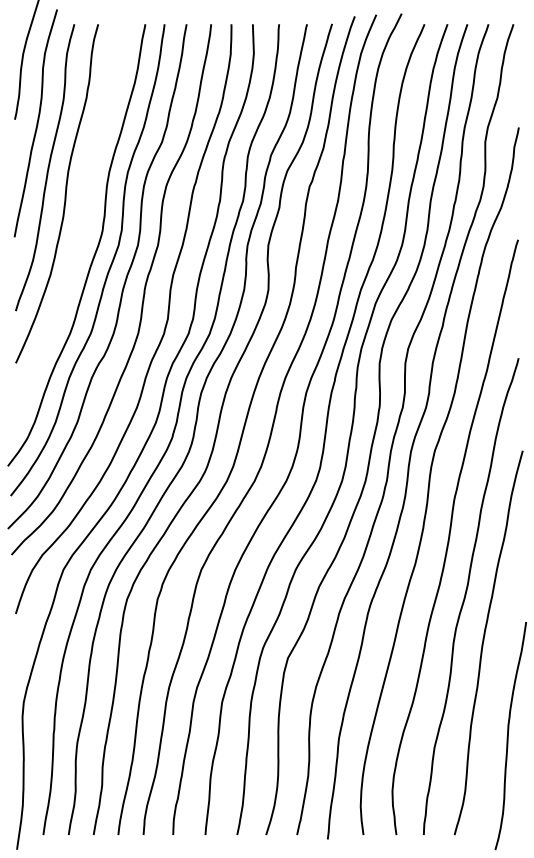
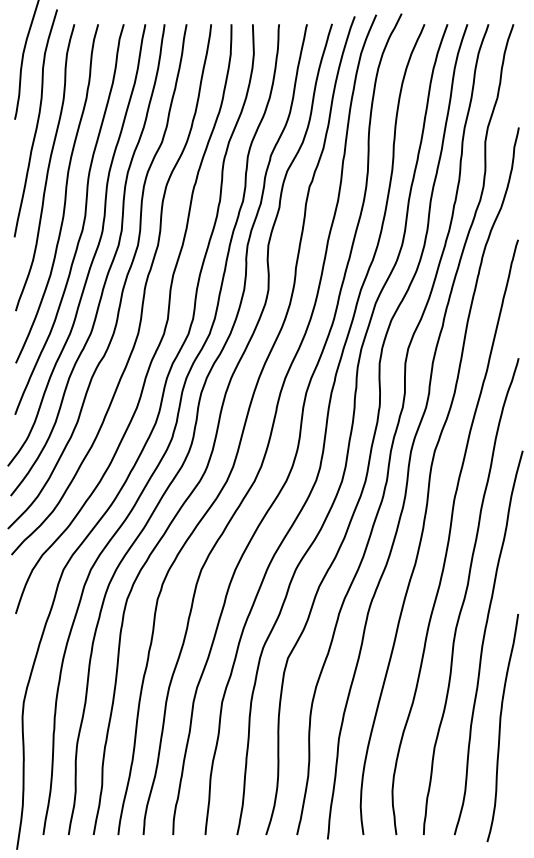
curve: none -> present (82, 224)
curve position: (508, 736) -> (500, 728) (500, 728)
